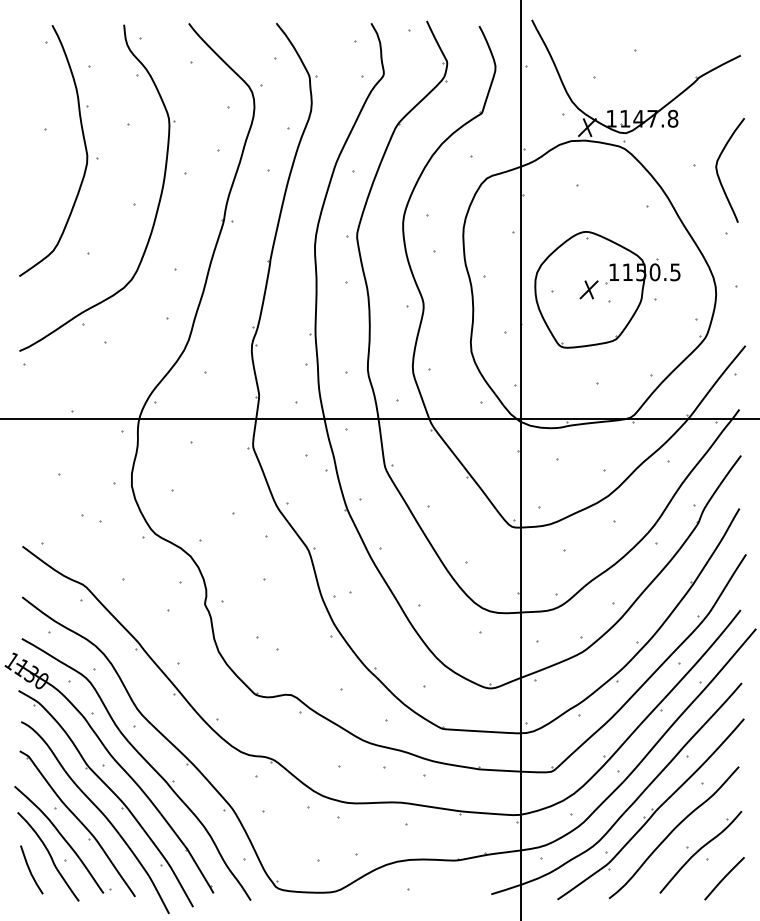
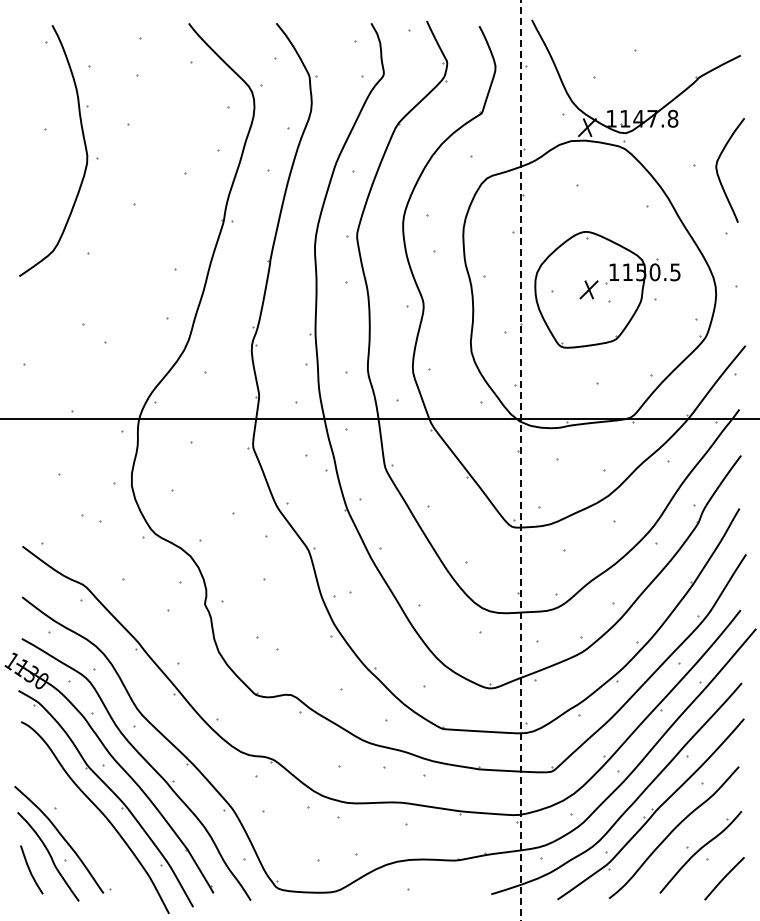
part: present -> none (158, 201)
line: solid -> dashed (520, 460)
part: present -> none (77, 823)
